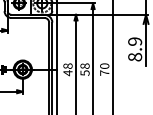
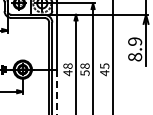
text: 70 -> 45 (104, 69)
line: solid -> dashed (57, 92)
